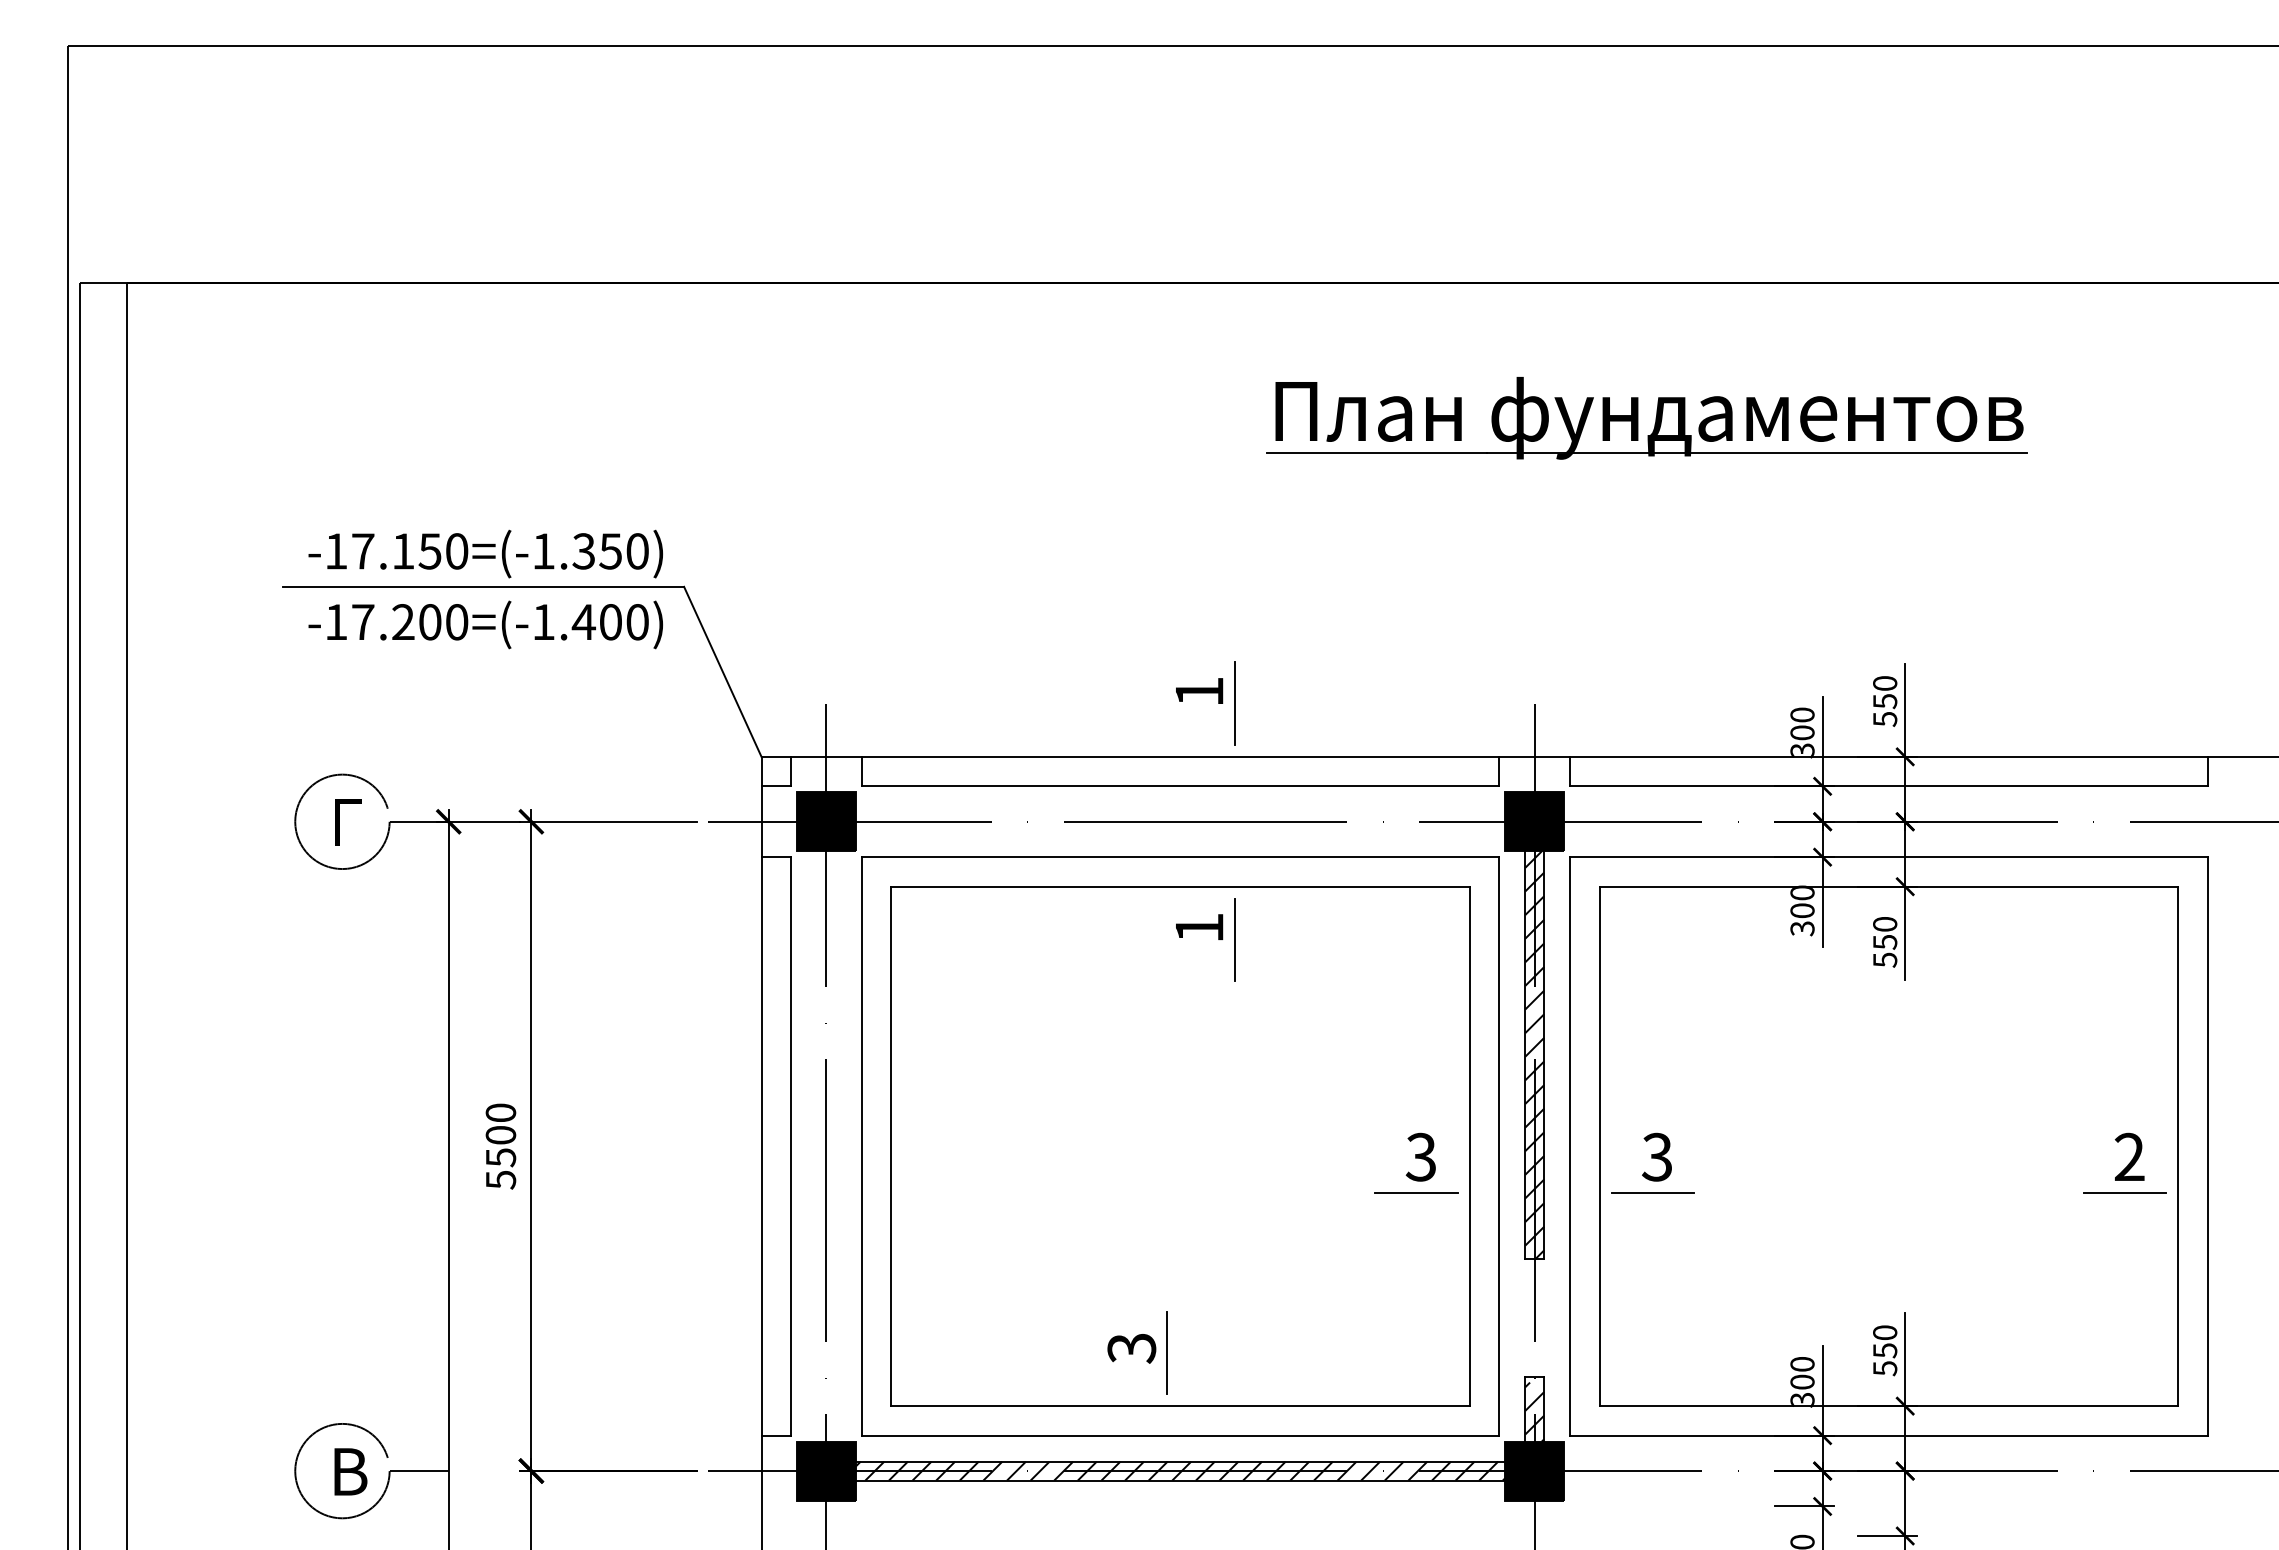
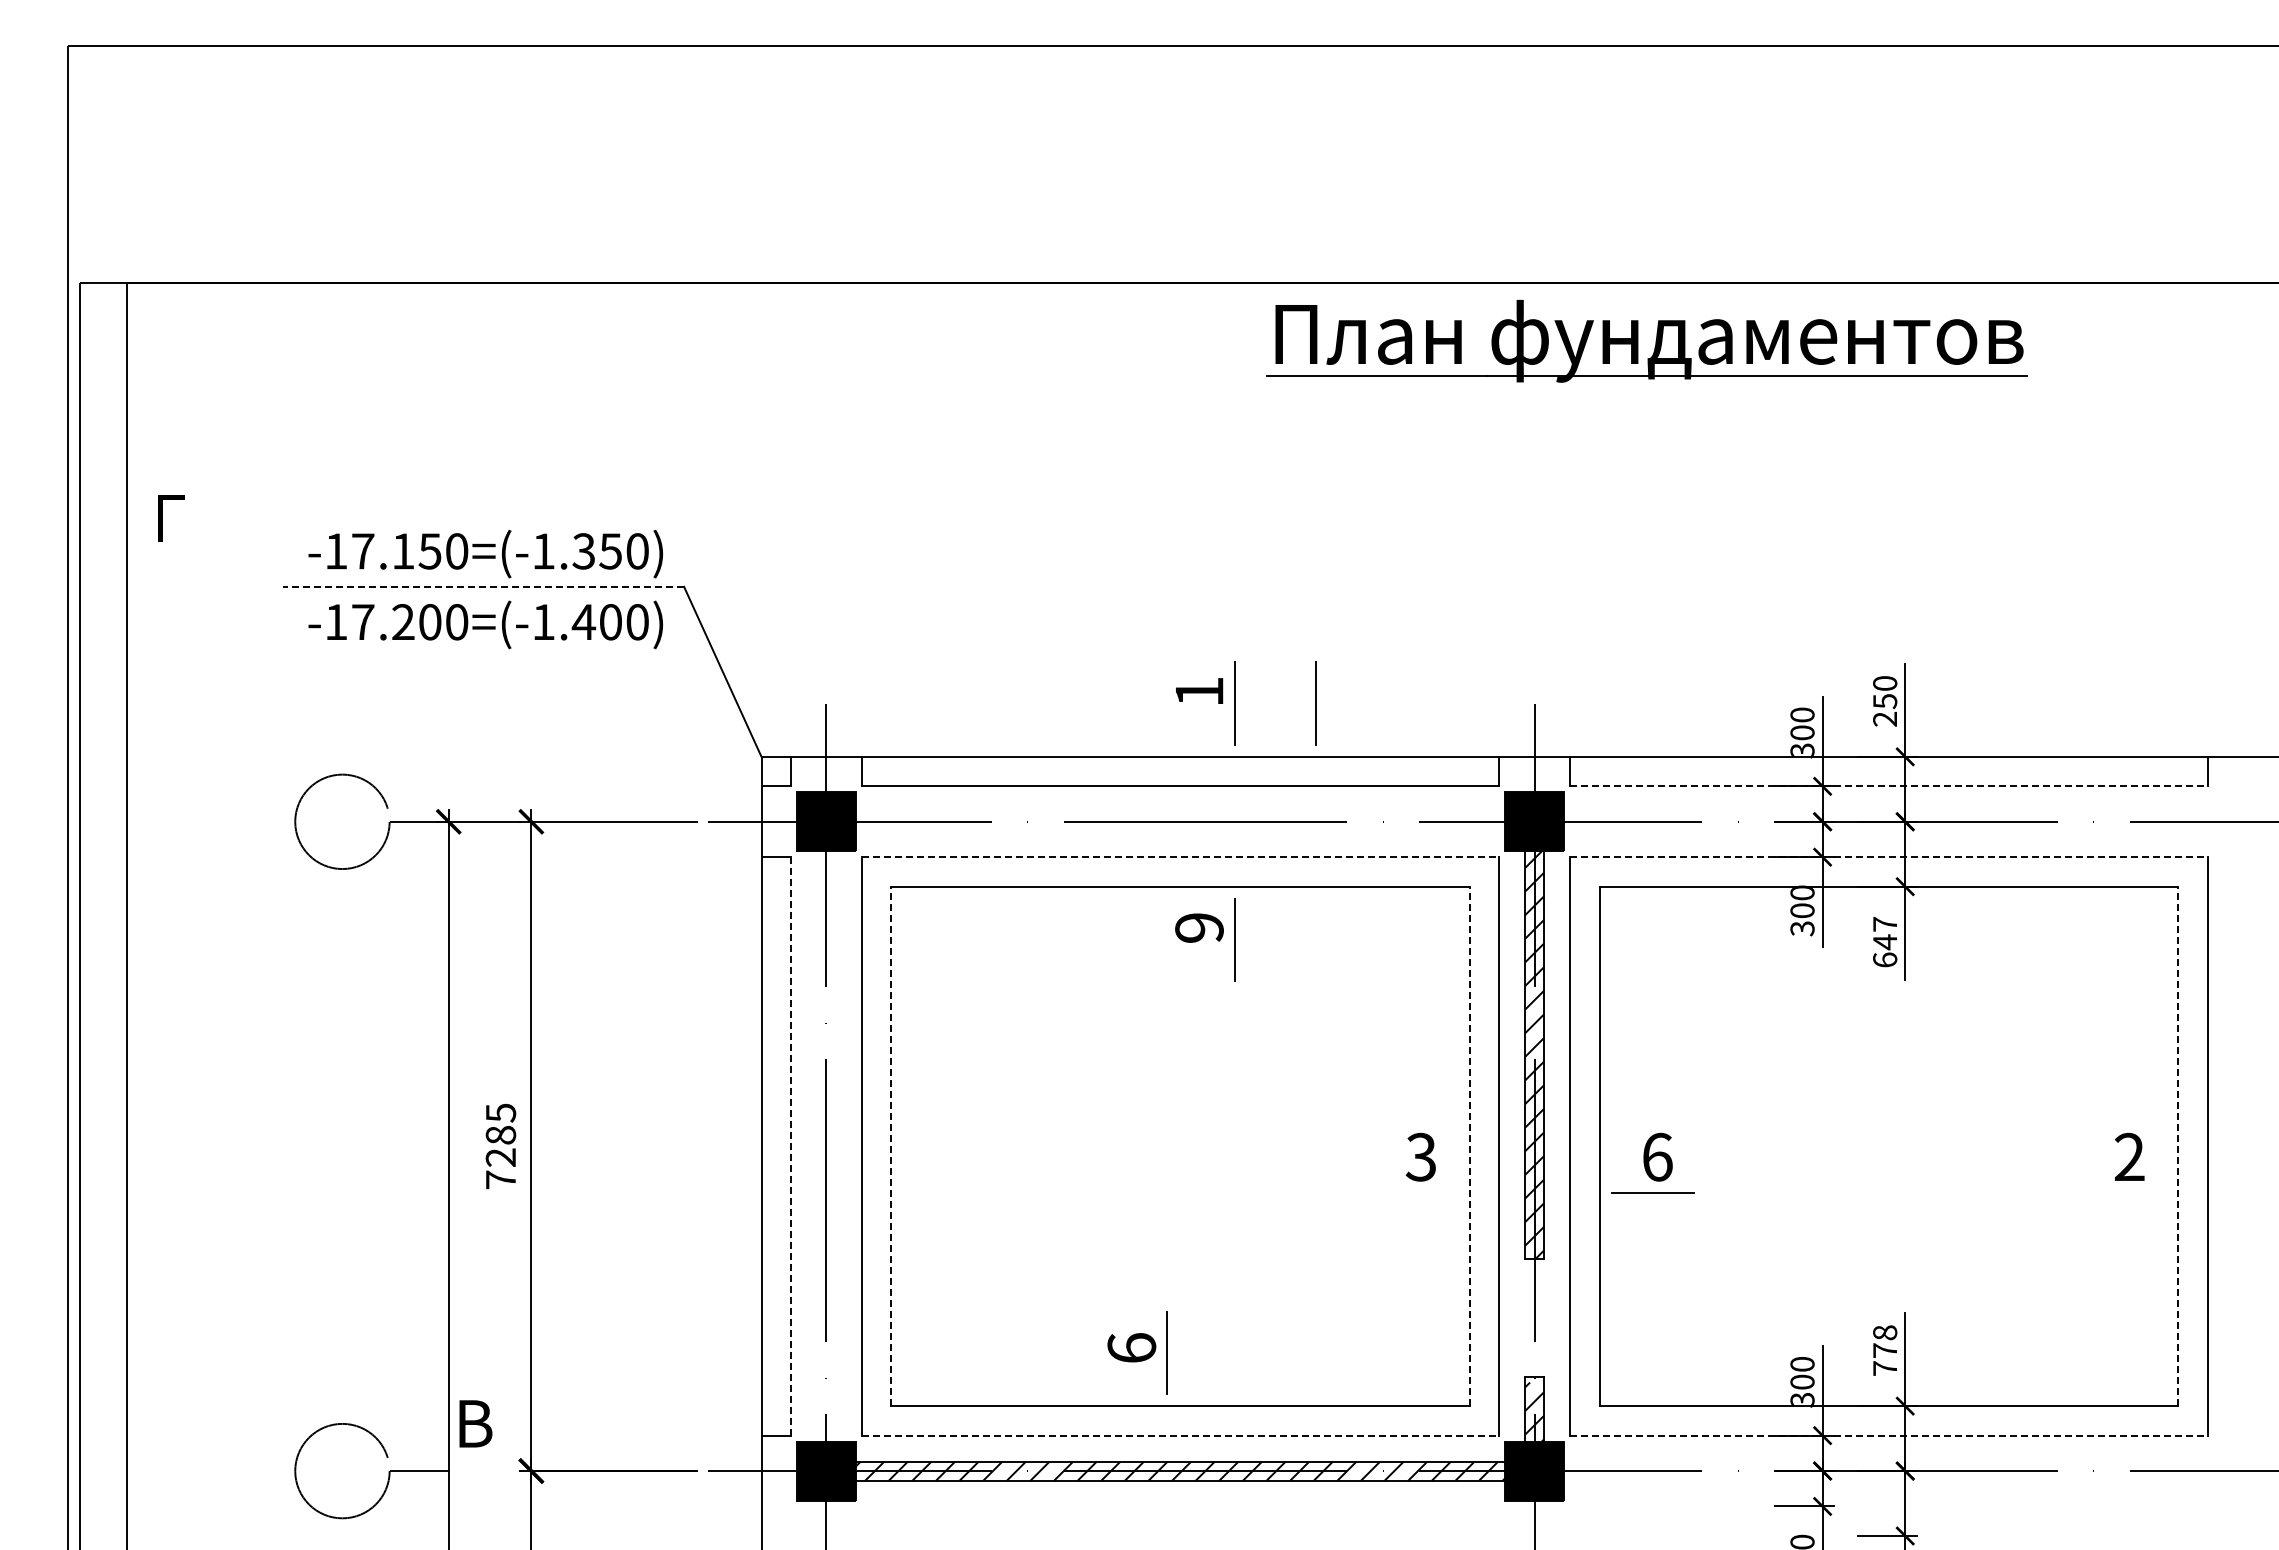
part position: (1638, 418) -> (1638, 341) (1638, 341)
line: solid -> dashed (483, 586)
line: none -> present (1315, 703)
text: 550 -> 250 (1885, 719)
line: solid -> dashed (1888, 786)
text position: (348, 822) -> (171, 518) (171, 518)
line: solid -> dashed (1180, 857)
line: solid -> dashed (1888, 857)
text: 1 -> 9 (1199, 927)
text: 550 -> 647 (1885, 941)
line: solid -> dashed (791, 1145)
text: 5500 -> 7285 (500, 1146)
line: solid -> dashed (891, 1146)
line: solid -> dashed (1469, 1146)
line: solid -> dashed (2178, 1146)
text: 3 -> 6 (1657, 1156)
line: present -> none (1416, 1192)
line: present -> none (2124, 1192)
text: 3 -> 6 (1131, 1348)
text: 550 -> 778 (1885, 1350)
line: solid -> dashed (1180, 1435)
line: solid -> dashed (1888, 1435)
text position: (350, 1471) -> (475, 1423) (475, 1423)
